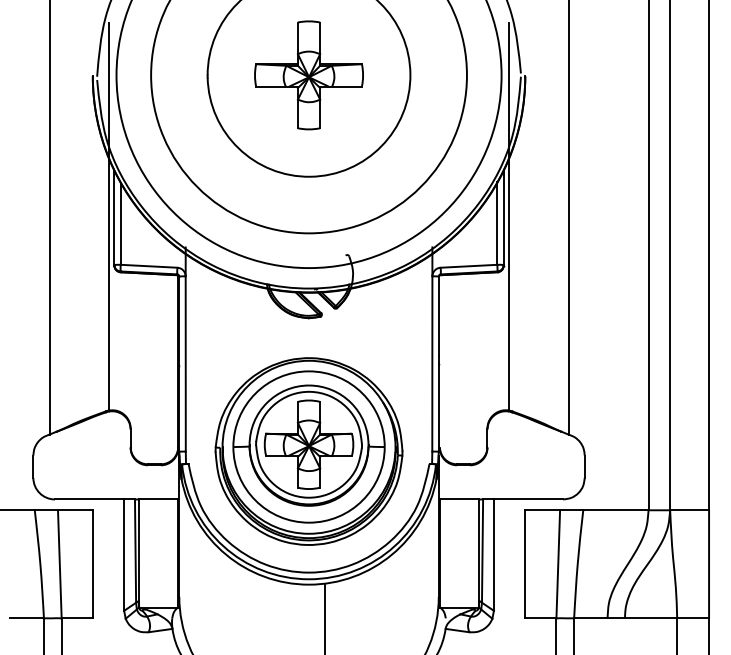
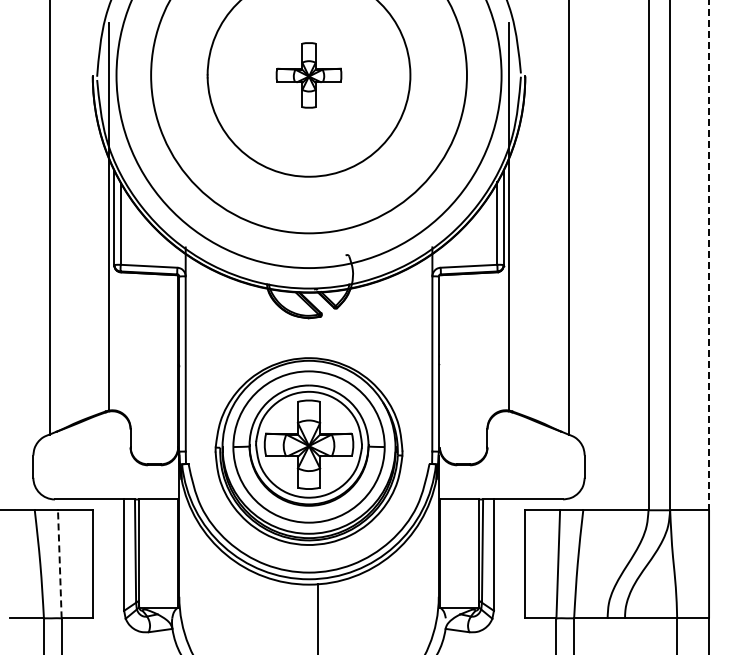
part size: 110x111 px -> 68x67 px (308, 75)
line: solid -> dashed (709, 255)
line: solid -> dashed (59, 563)
line position: (325, 617) -> (318, 617) (318, 617)
